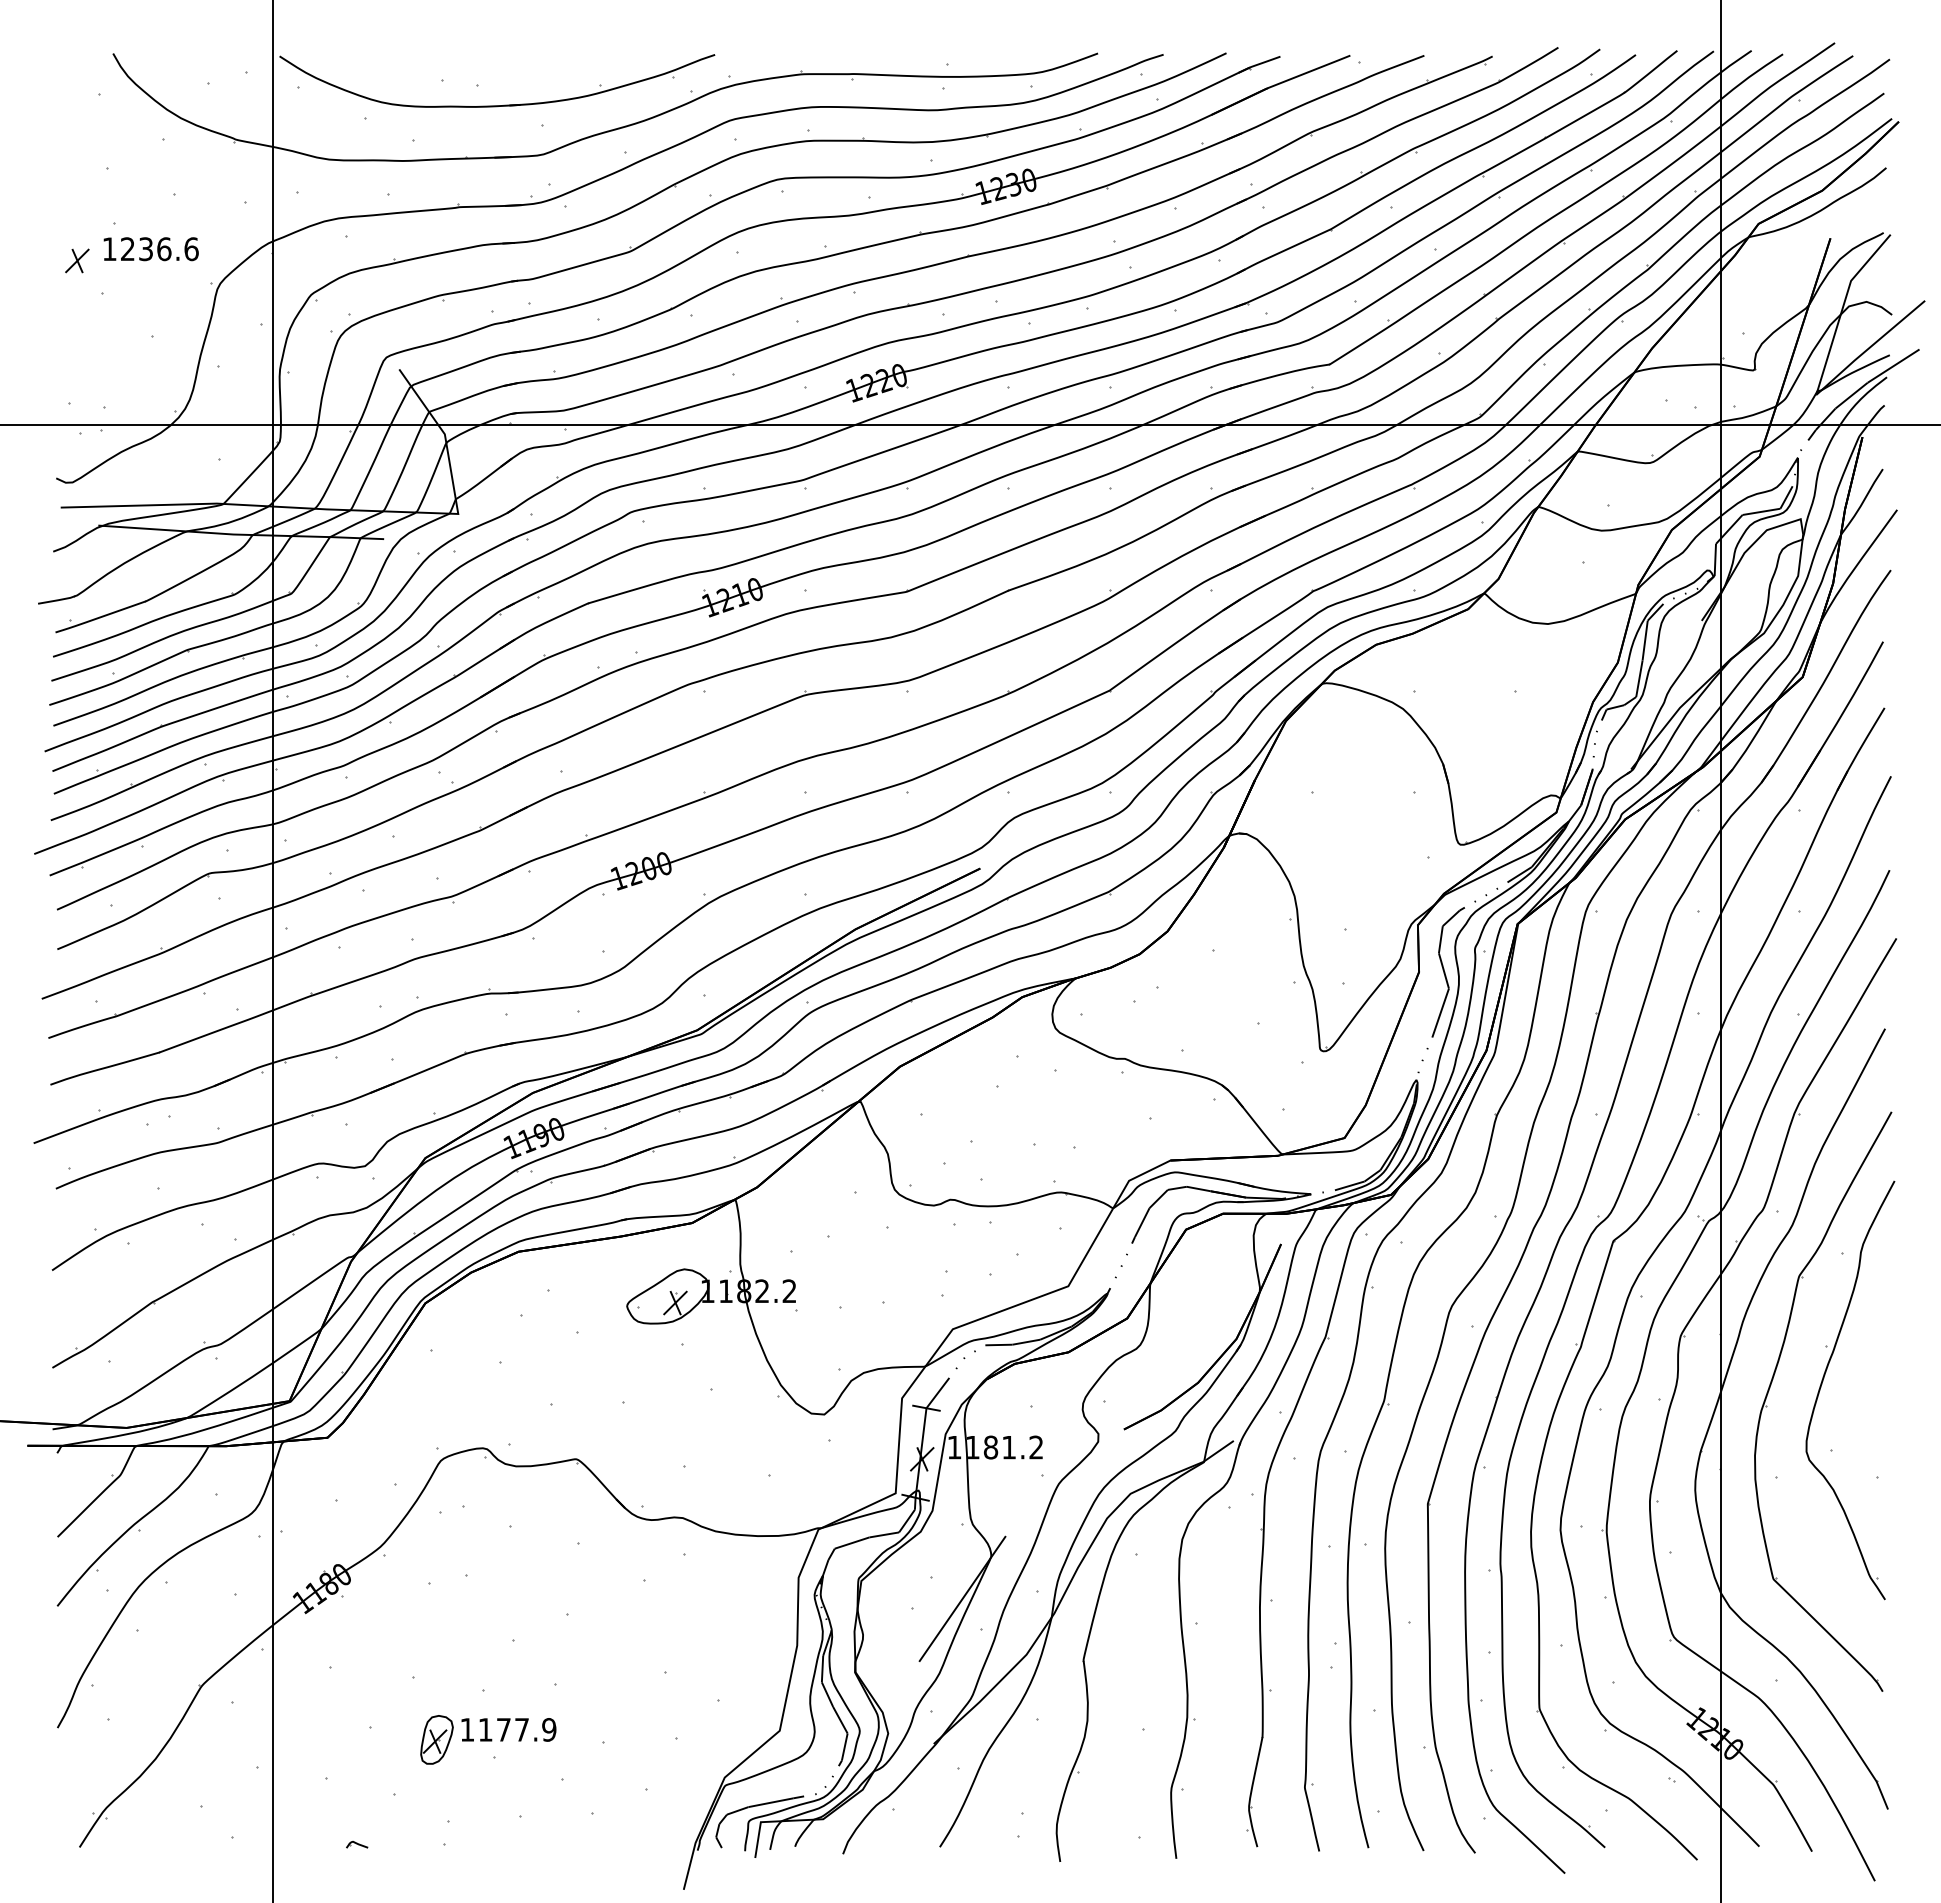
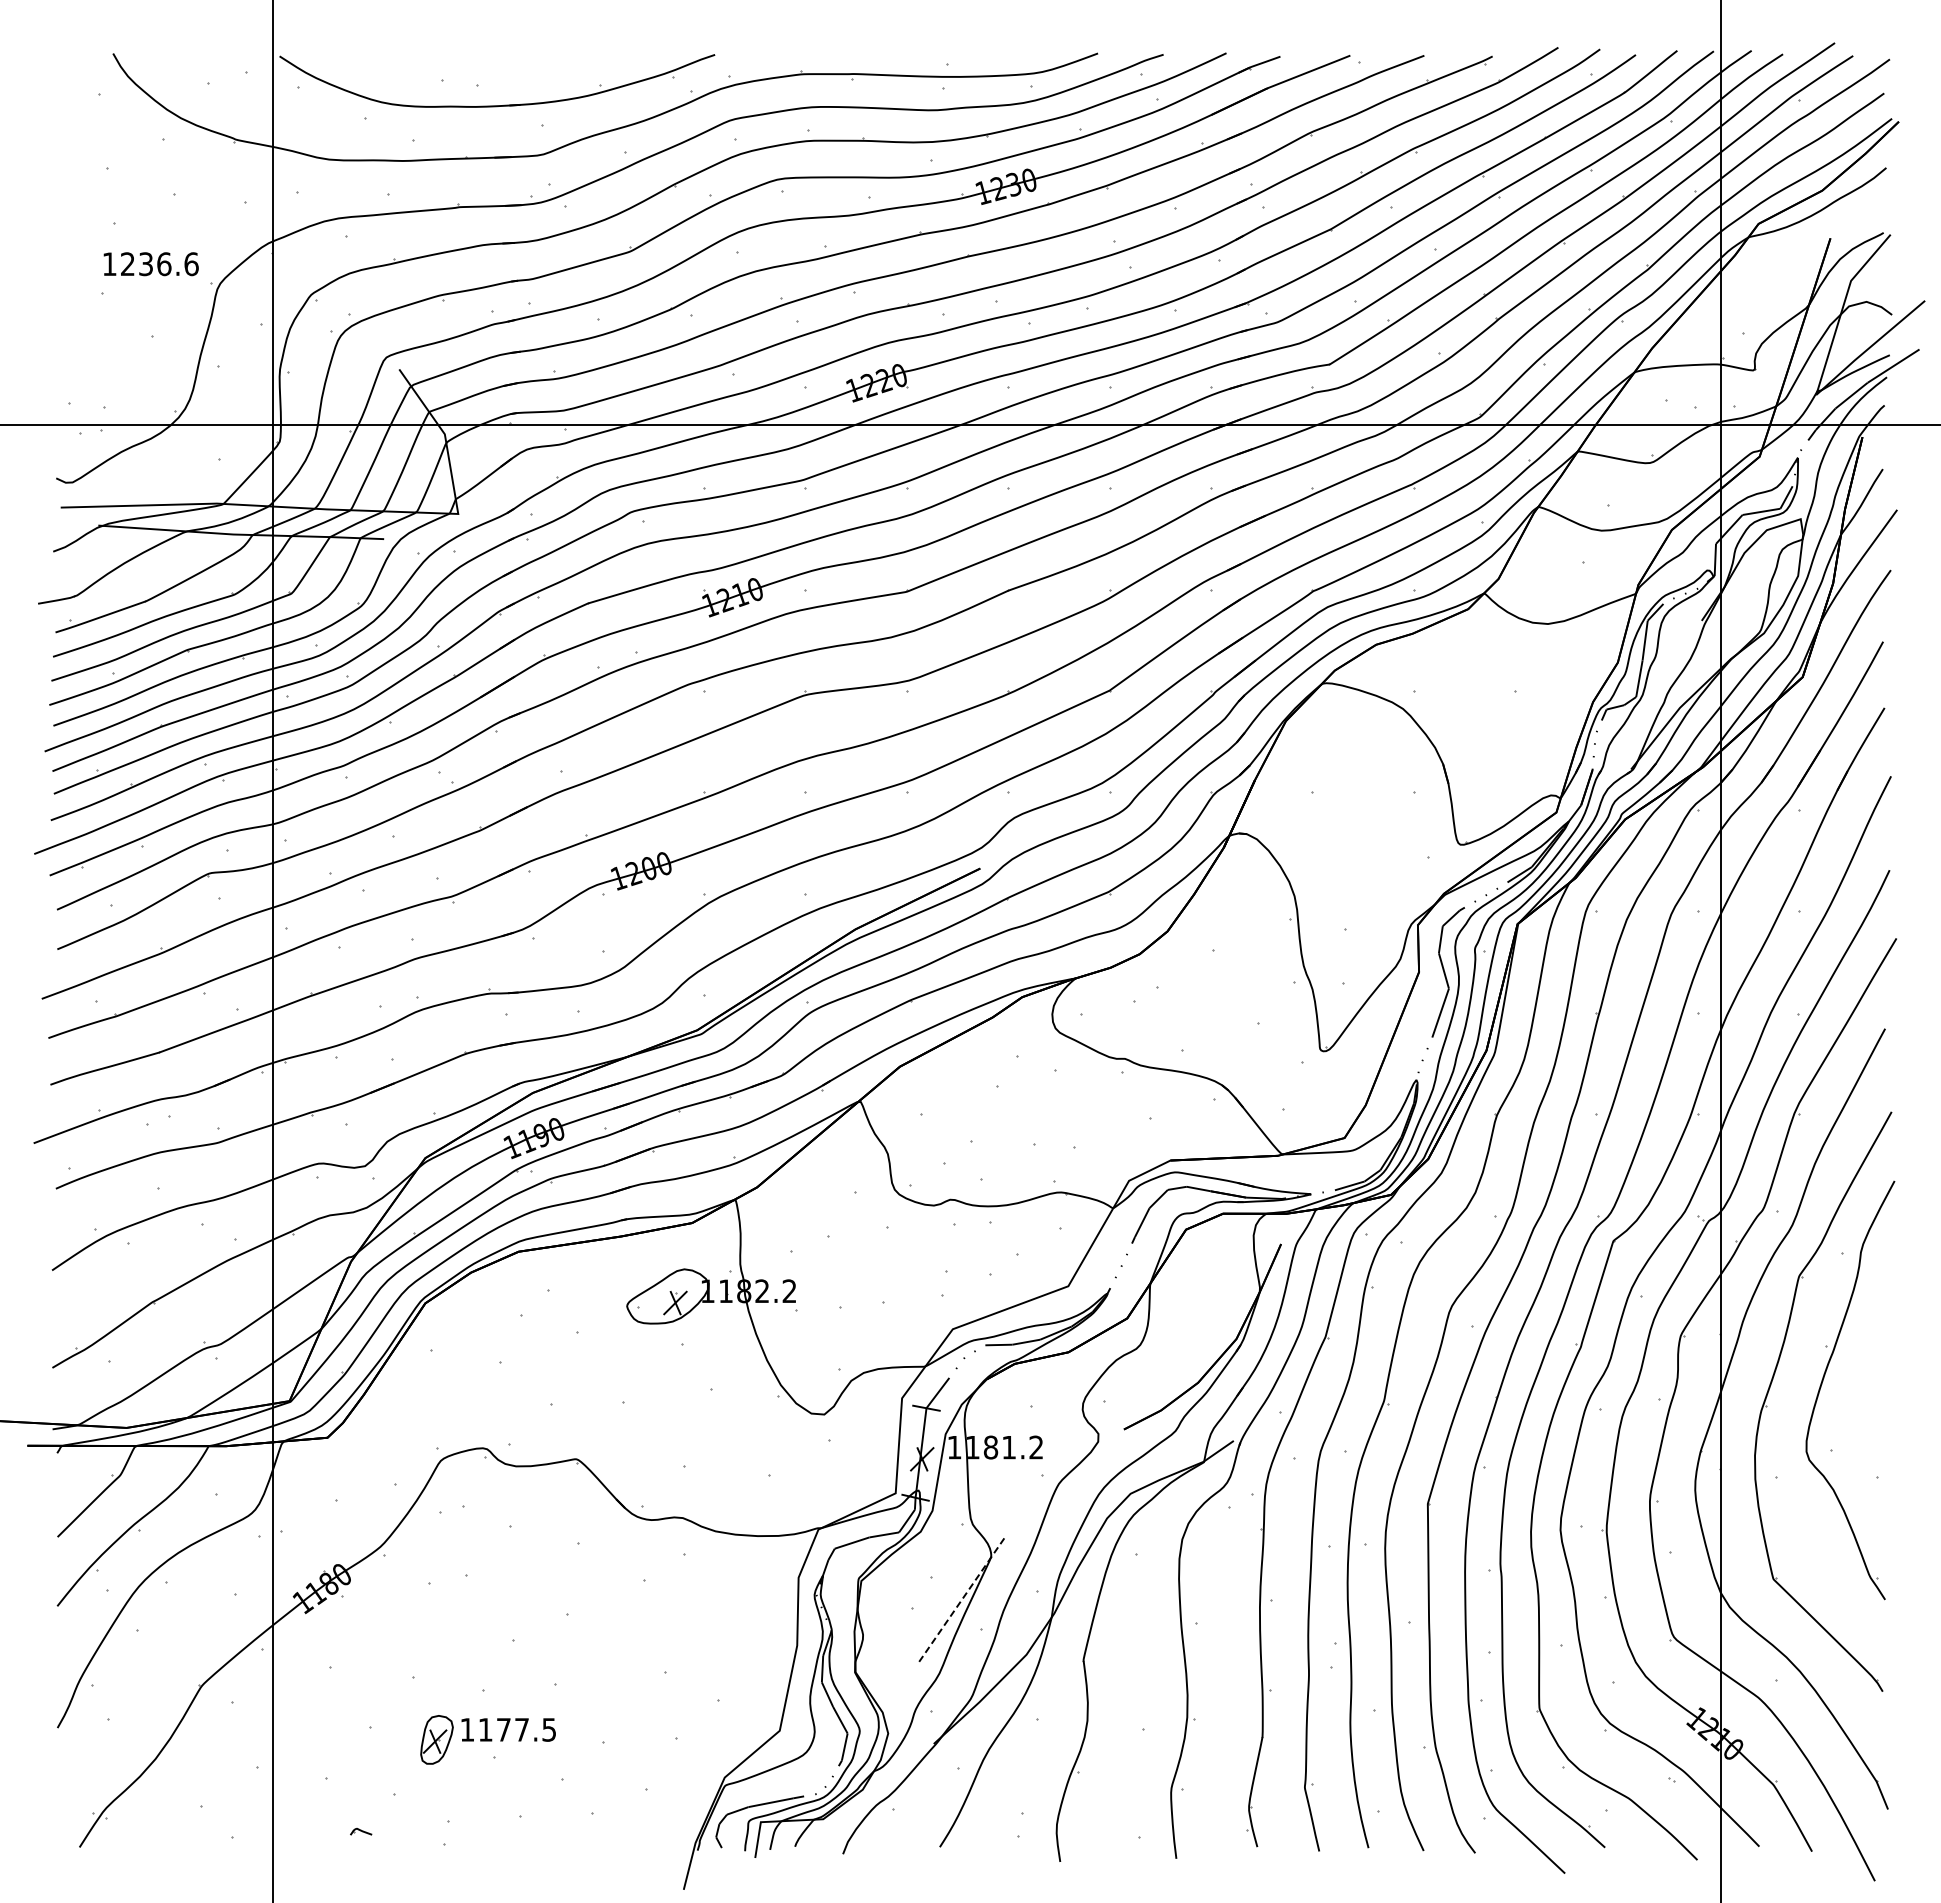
text position: (150, 249) -> (150, 264) (150, 264)
part: present -> none (77, 260)
line: solid -> dashed (962, 1598)
text: 1177.9 -> 1177.5 (549, 1729)
part position: (357, 1844) -> (361, 1831) (361, 1831)
